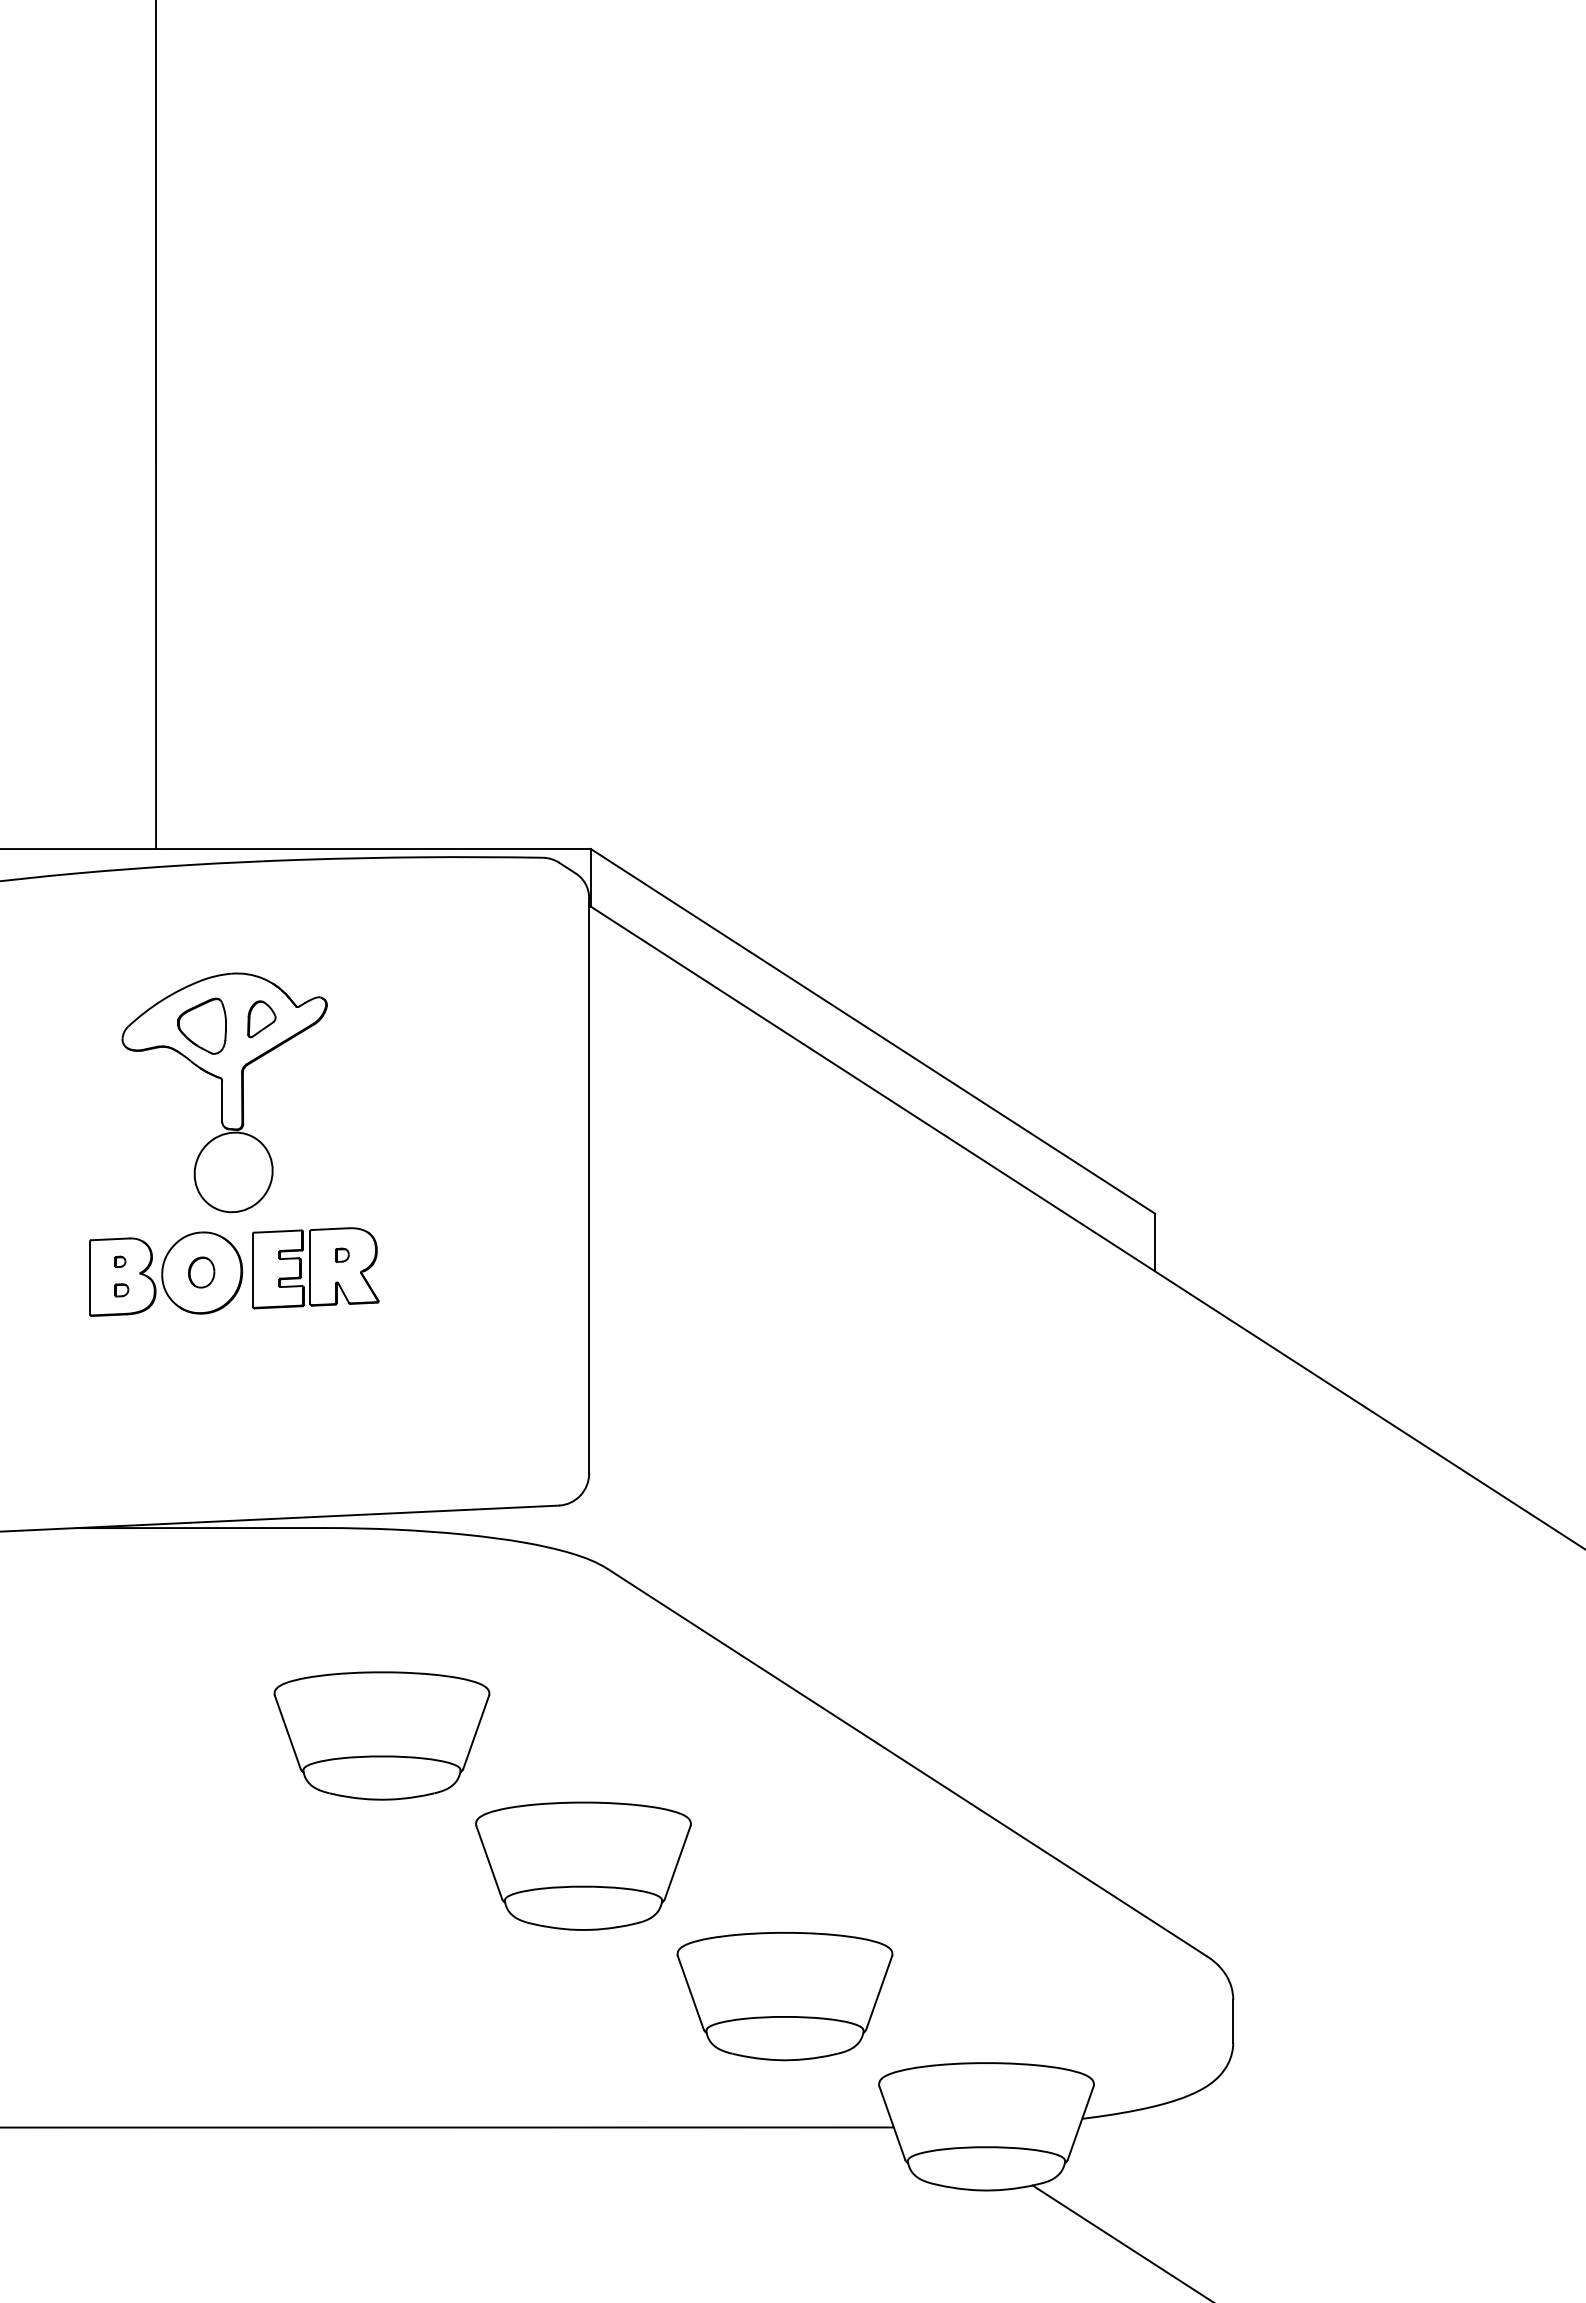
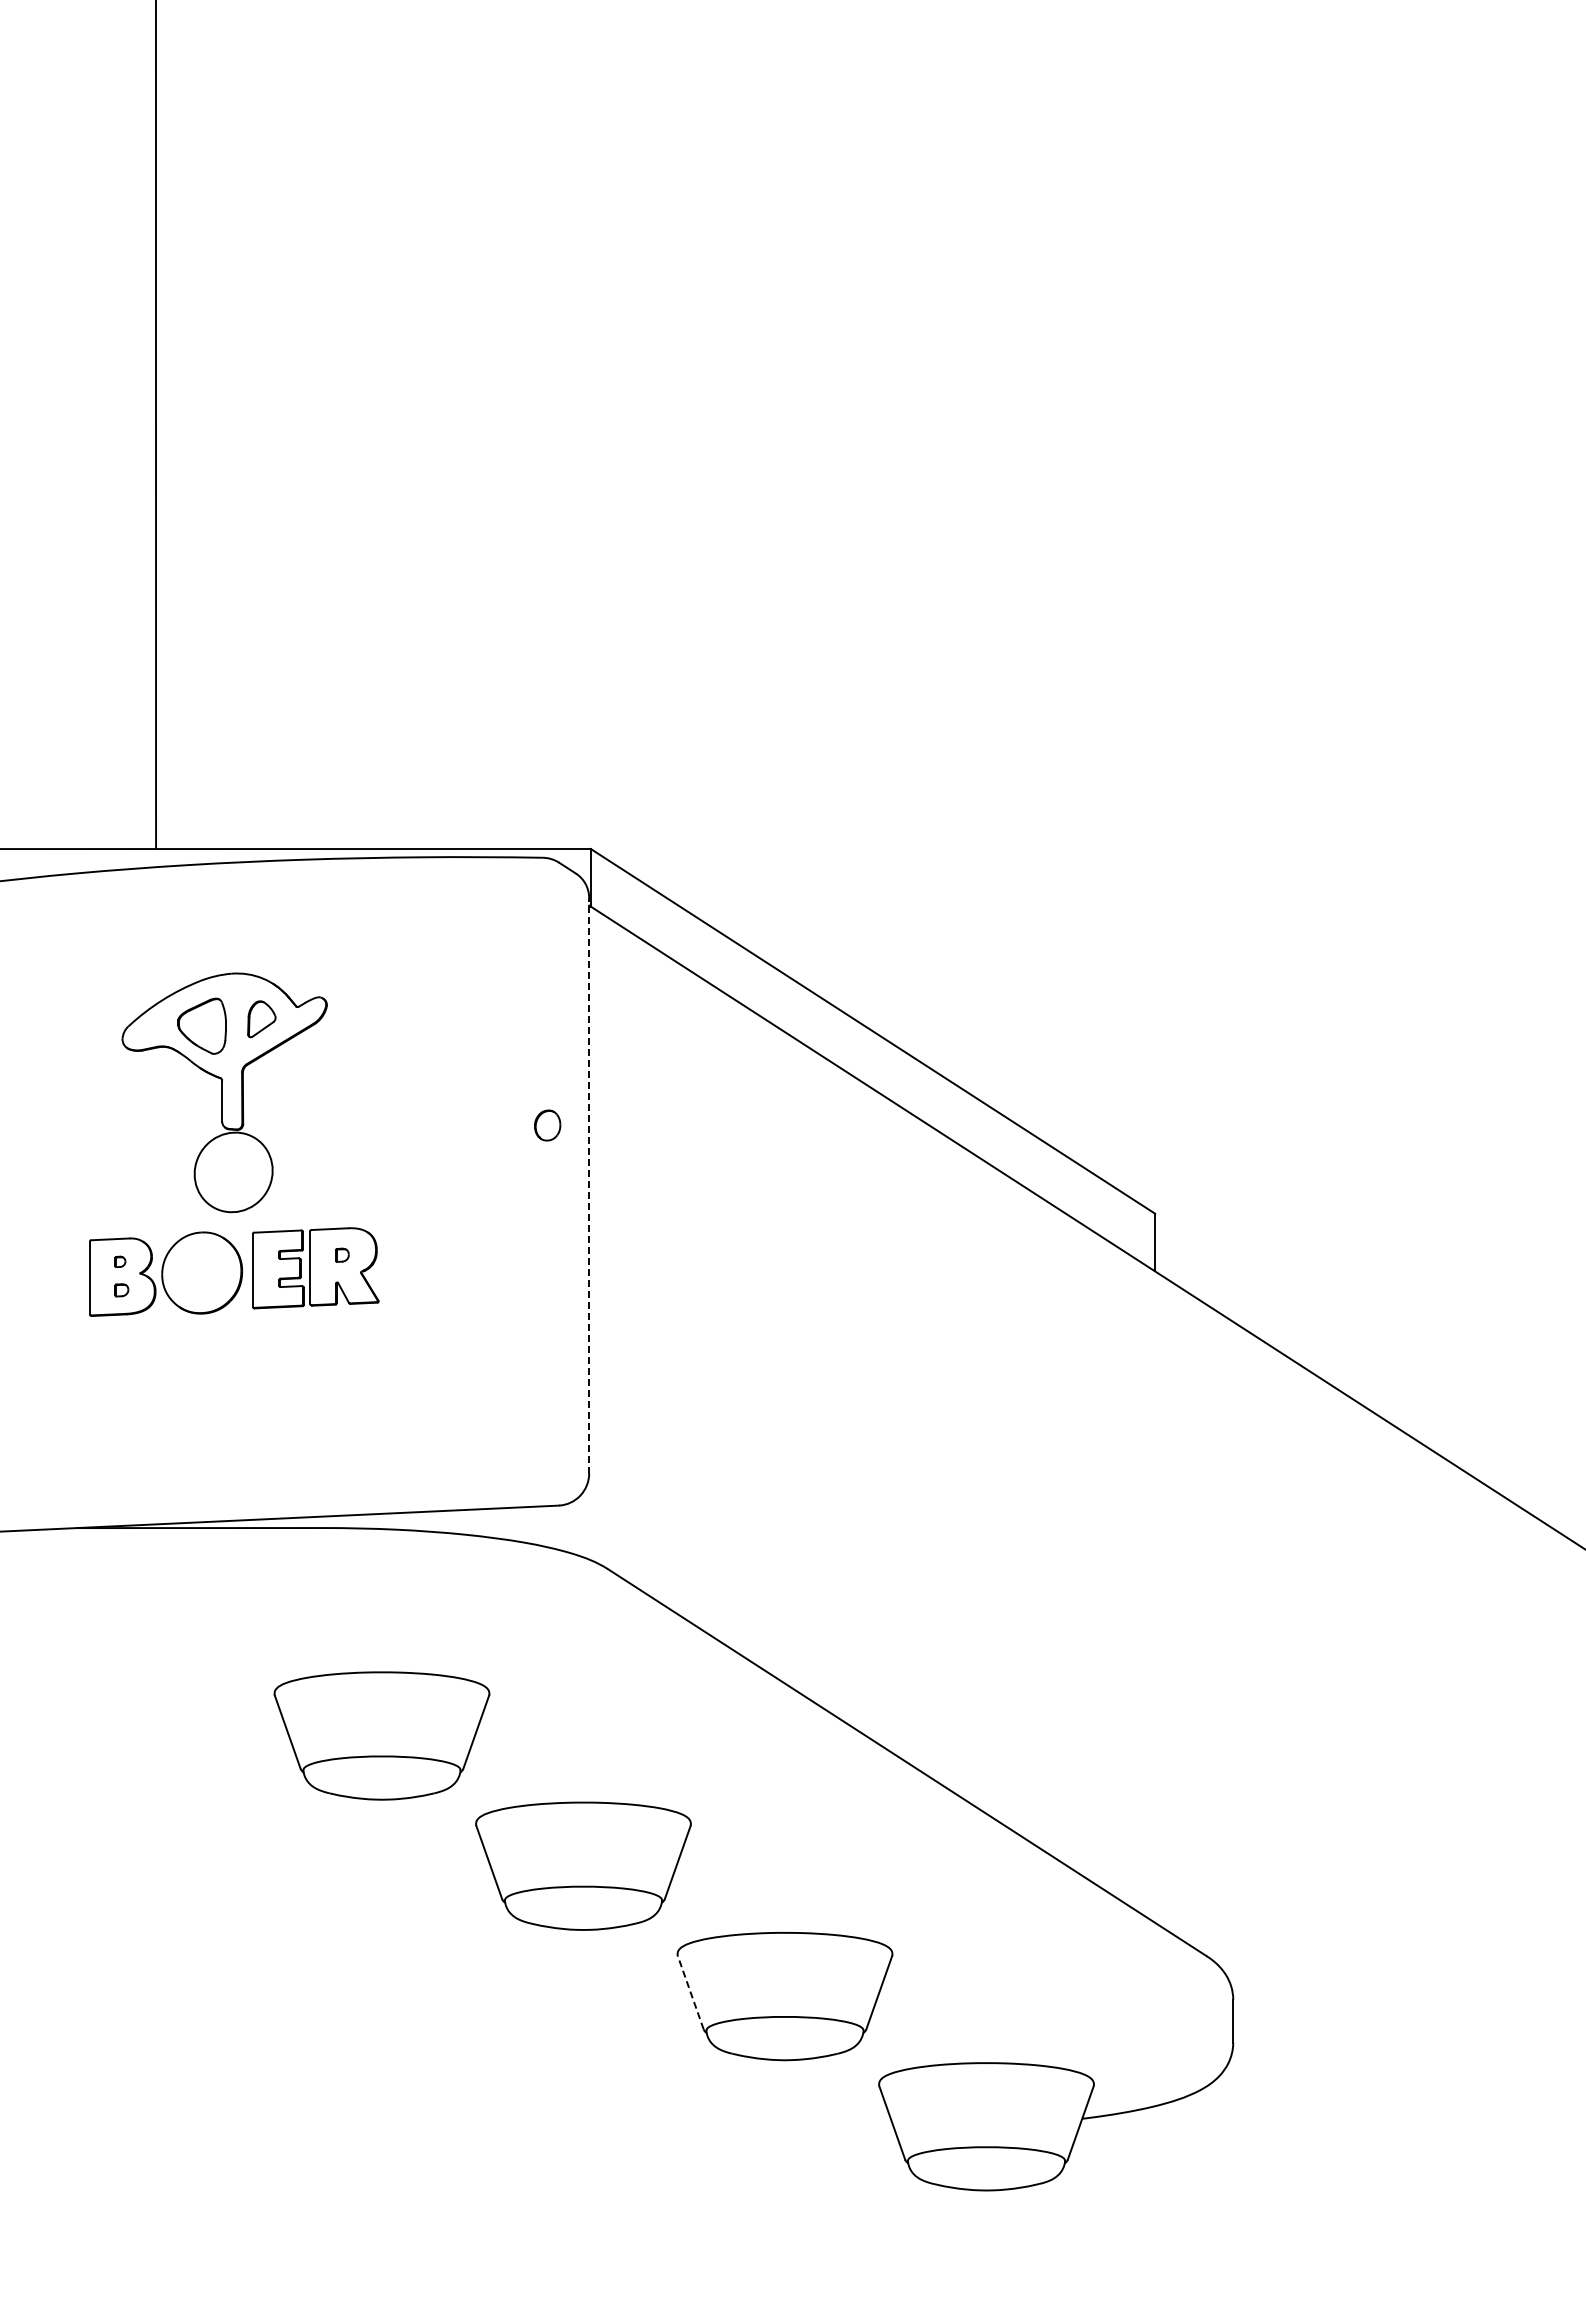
line: solid -> dashed (589, 1186)
part position: (201, 1272) -> (547, 1125) (547, 1125)
line: solid -> dashed (690, 1992)
line: present -> none (447, 2127)
line: present -> none (1120, 2242)
